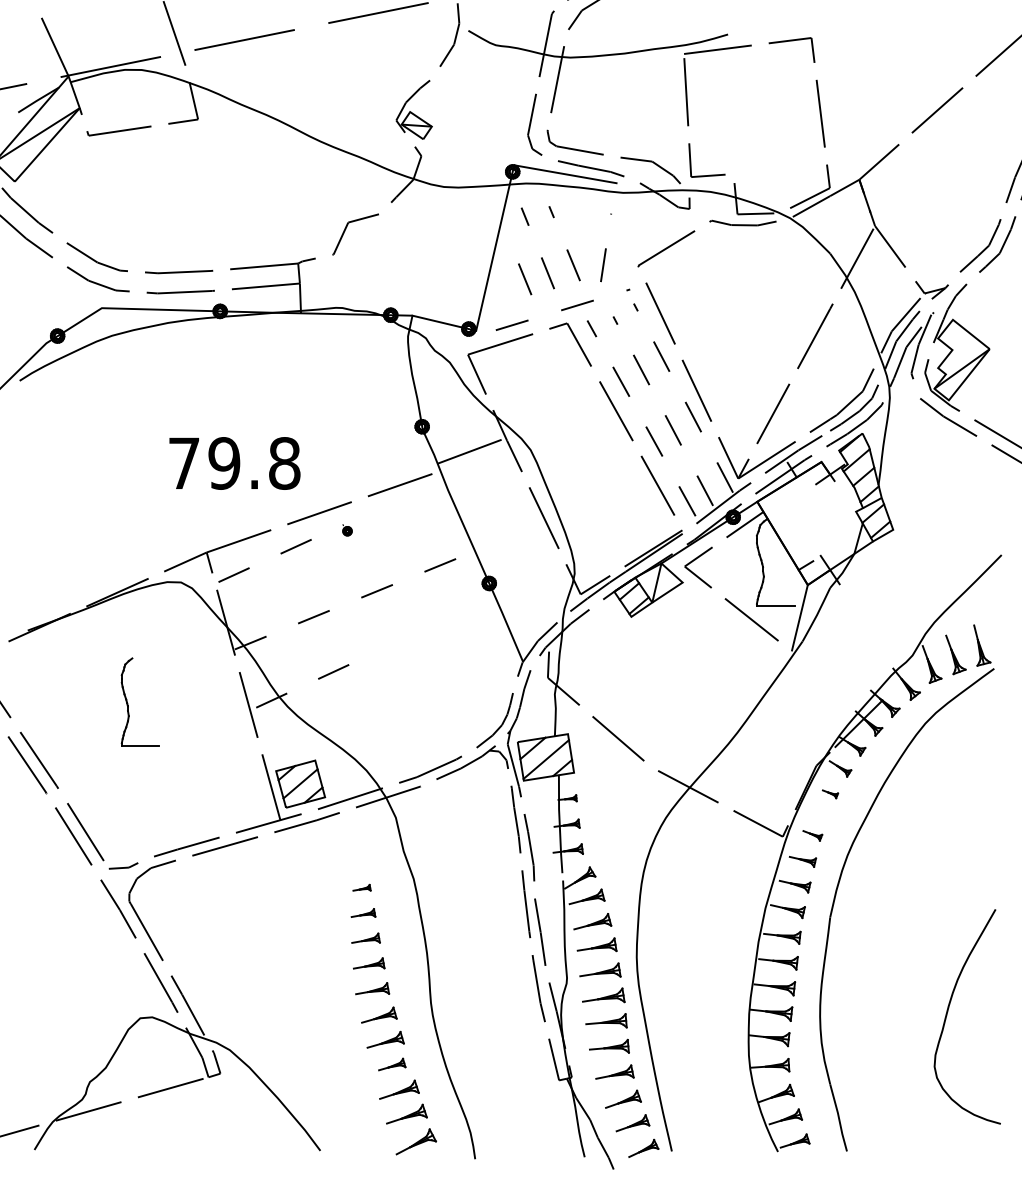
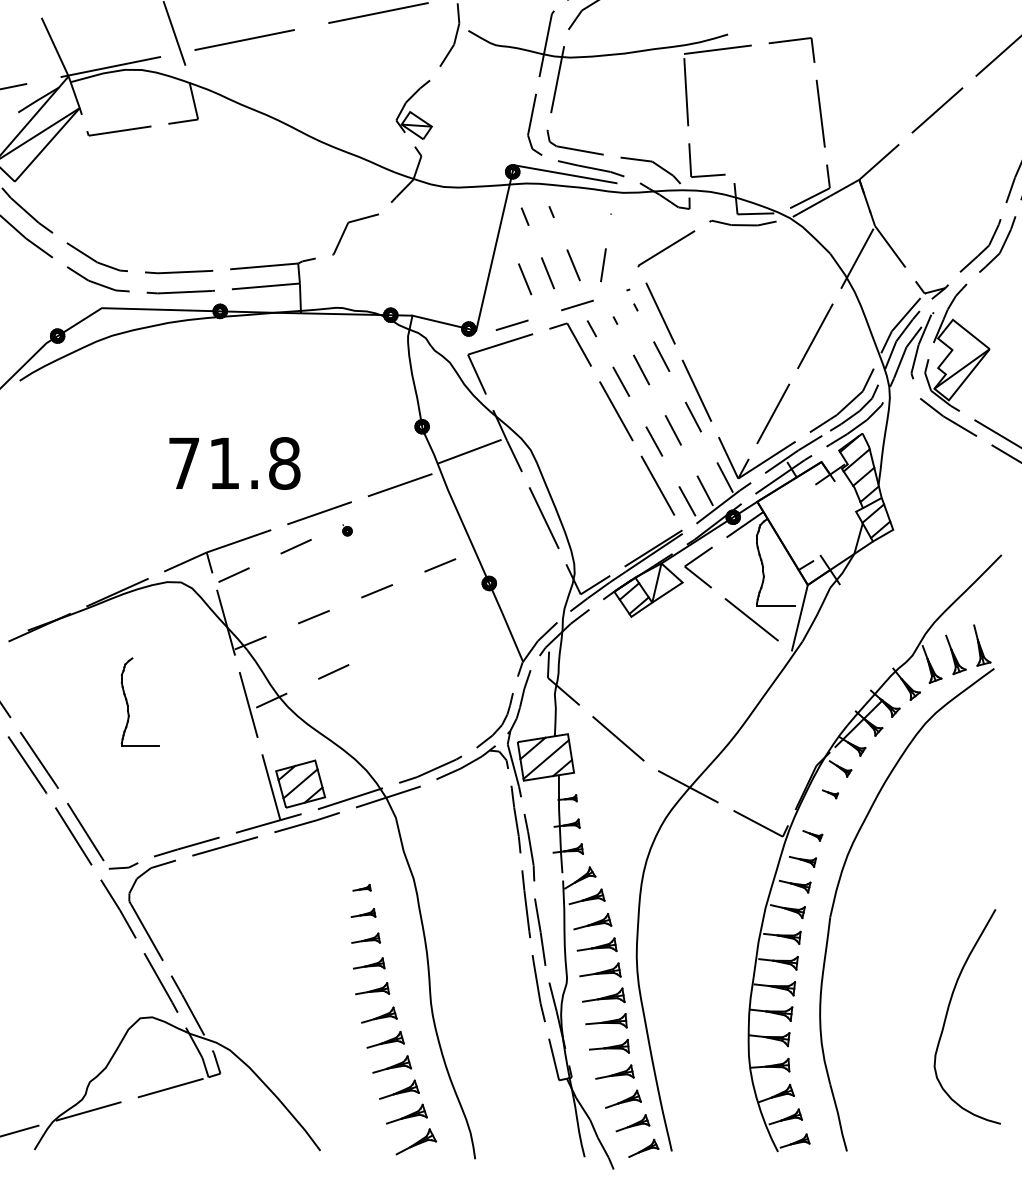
text: 79.8 -> 71.8 (224, 463)
part size: 29x15 px -> 41x19 px (392, 1064)
